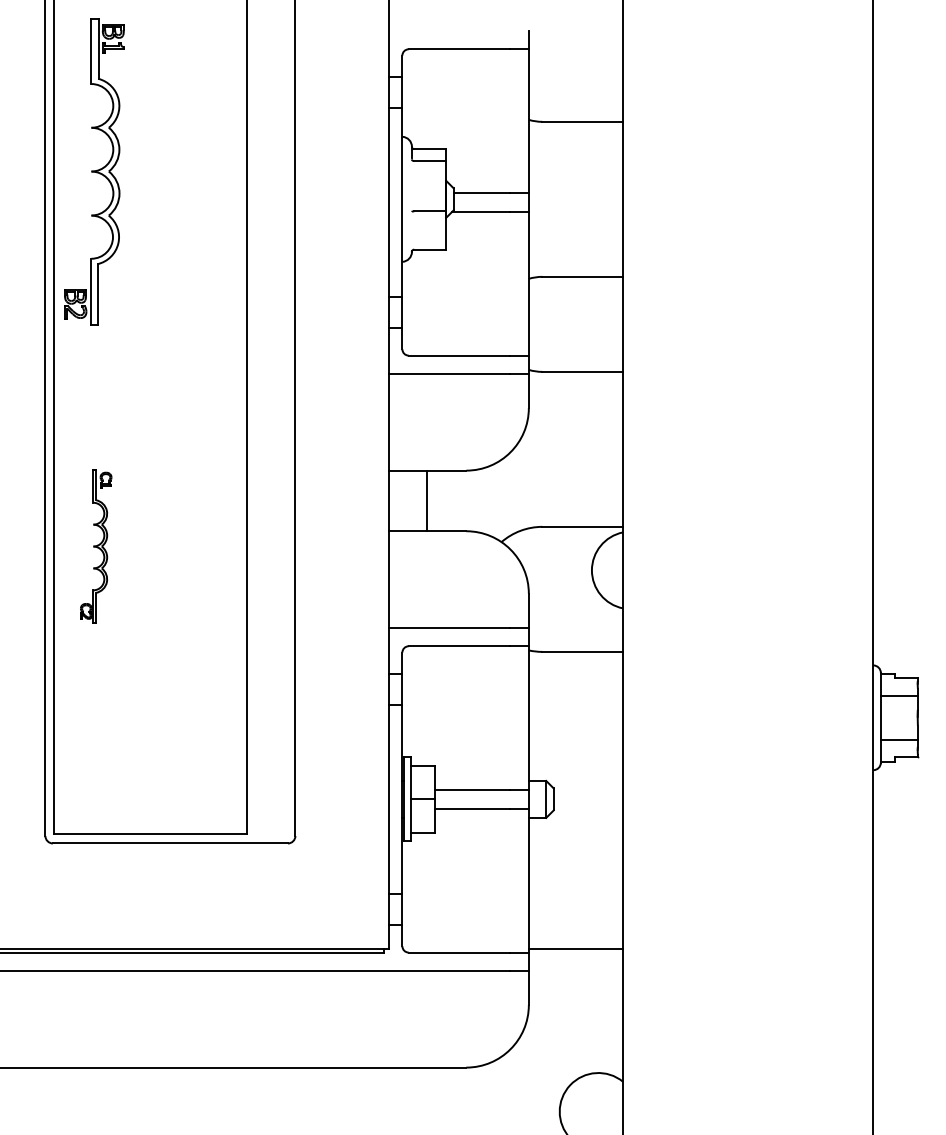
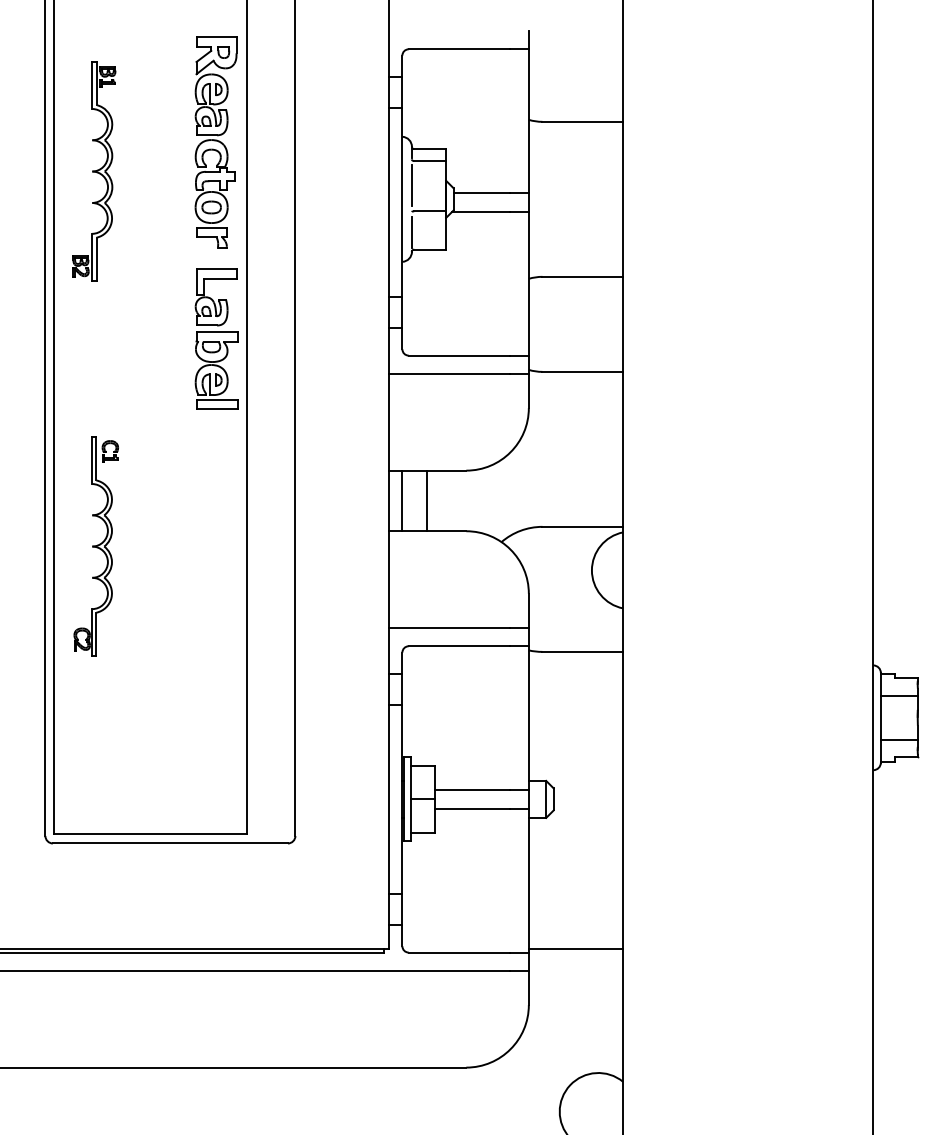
part: none -> present (215, 142)
part size: 61x308 px -> 45x221 px (94, 171)
line: none -> present (411, 185)
line: none -> present (411, 231)
part: none -> present (216, 338)
line: none -> present (402, 500)
part size: 33x155 px -> 46x221 px (95, 546)
